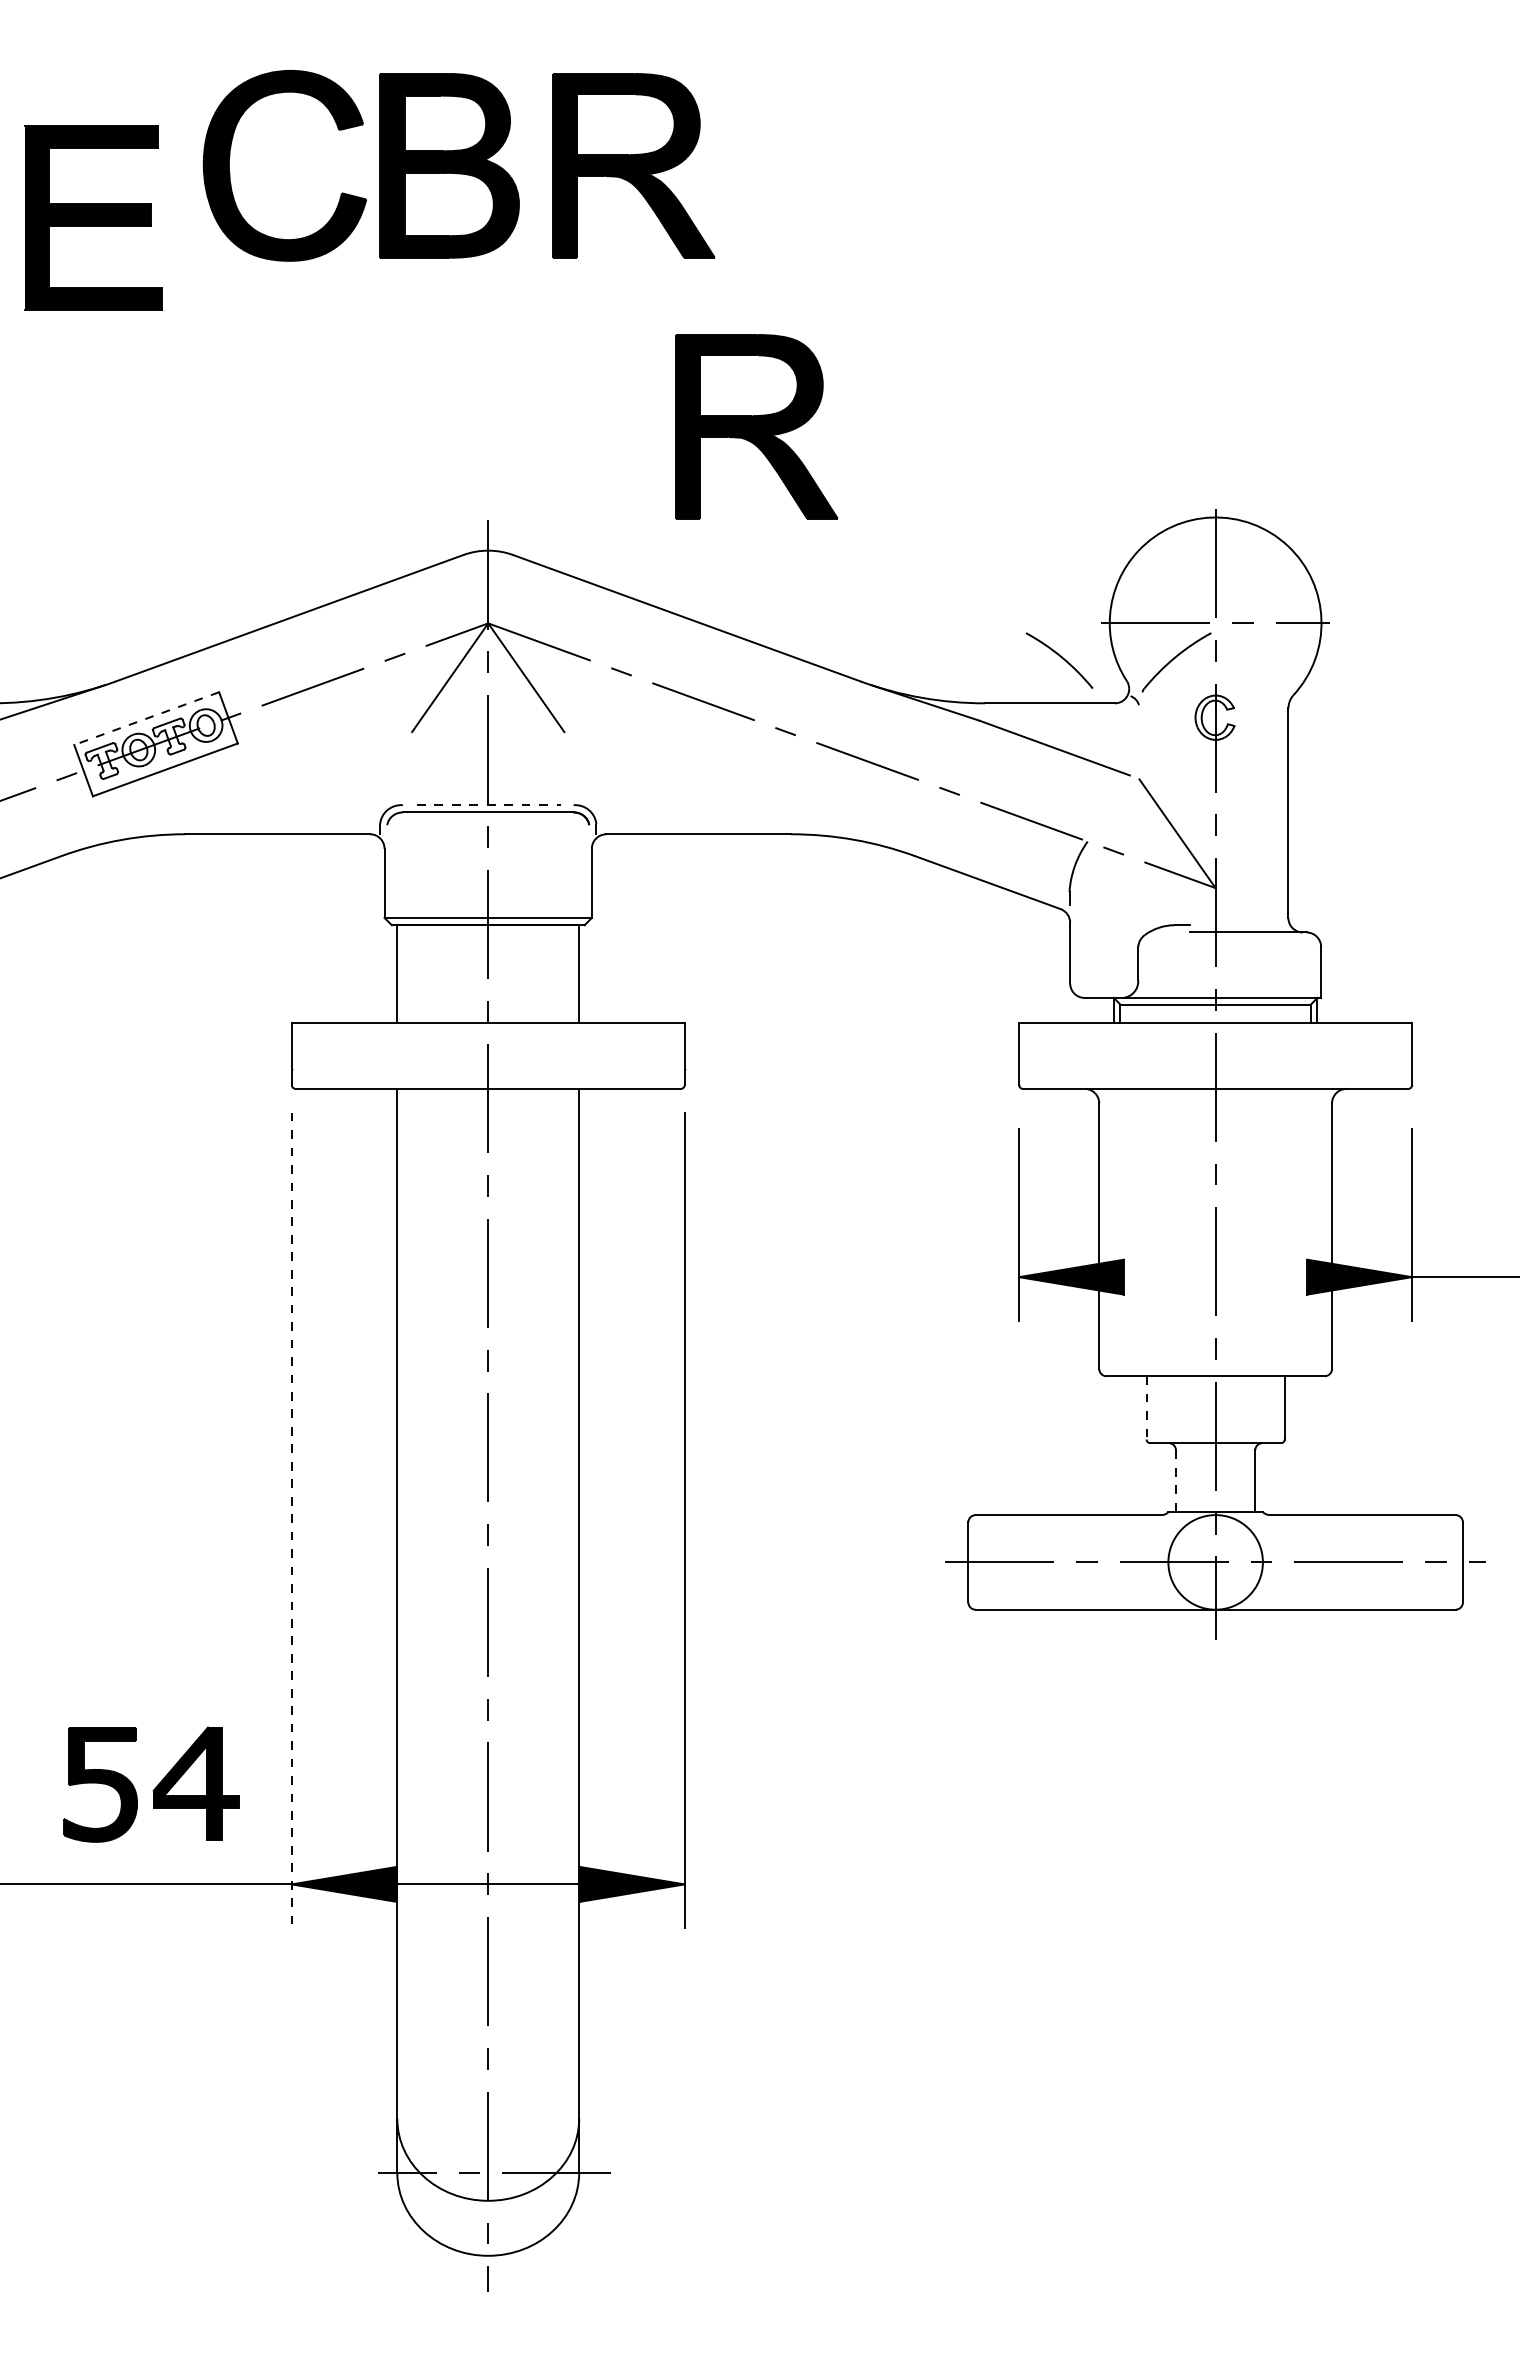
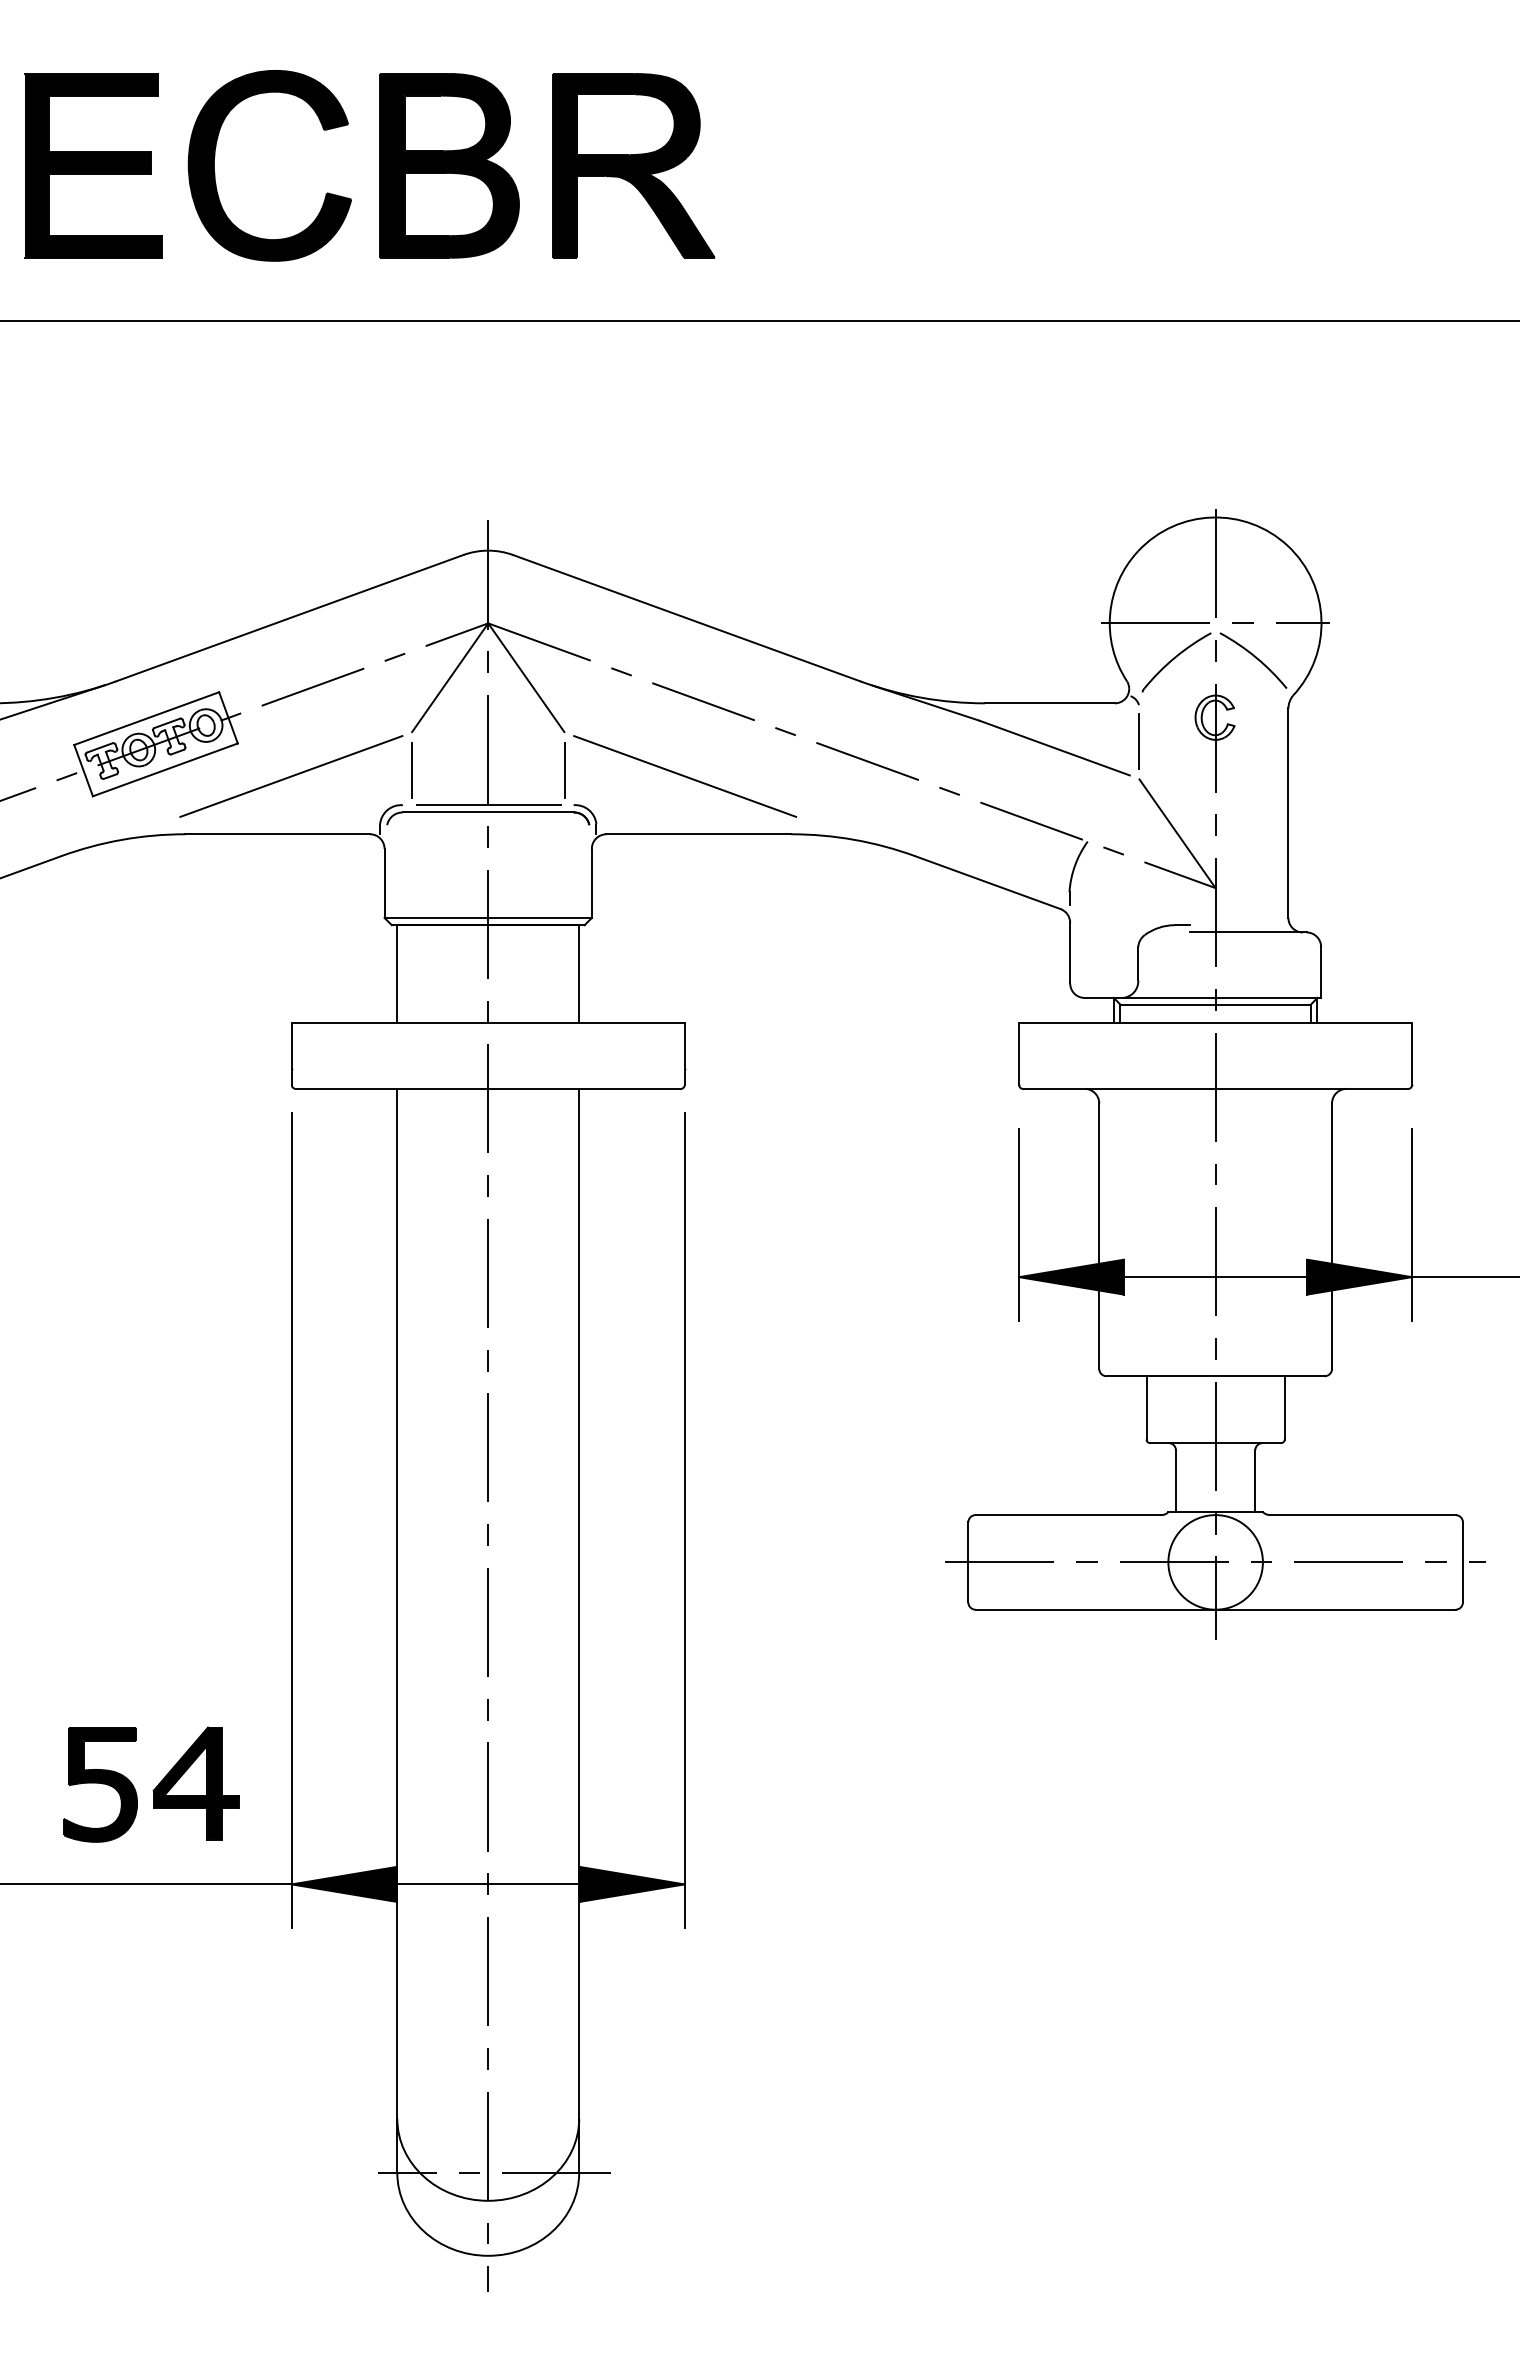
part position: (230, 172) -> (215, 172) (215, 172)
part position: (93, 217) -> (93, 165) (93, 165)
line: none -> present (759, 320)
part: present -> none (756, 426)
curve position: (1061, 658) -> (1255, 658) (1255, 658)
line: dashed -> solid (146, 718)
line: none -> present (1139, 741)
line: none -> present (411, 769)
line: none -> present (564, 769)
line: none -> present (291, 776)
line: none -> present (685, 776)
line: dashed -> solid (489, 805)
line: none -> present (1215, 1277)
line: dashed -> solid (1146, 1407)
line: dashed -> solid (1175, 1481)
line: dashed -> solid (291, 1520)
